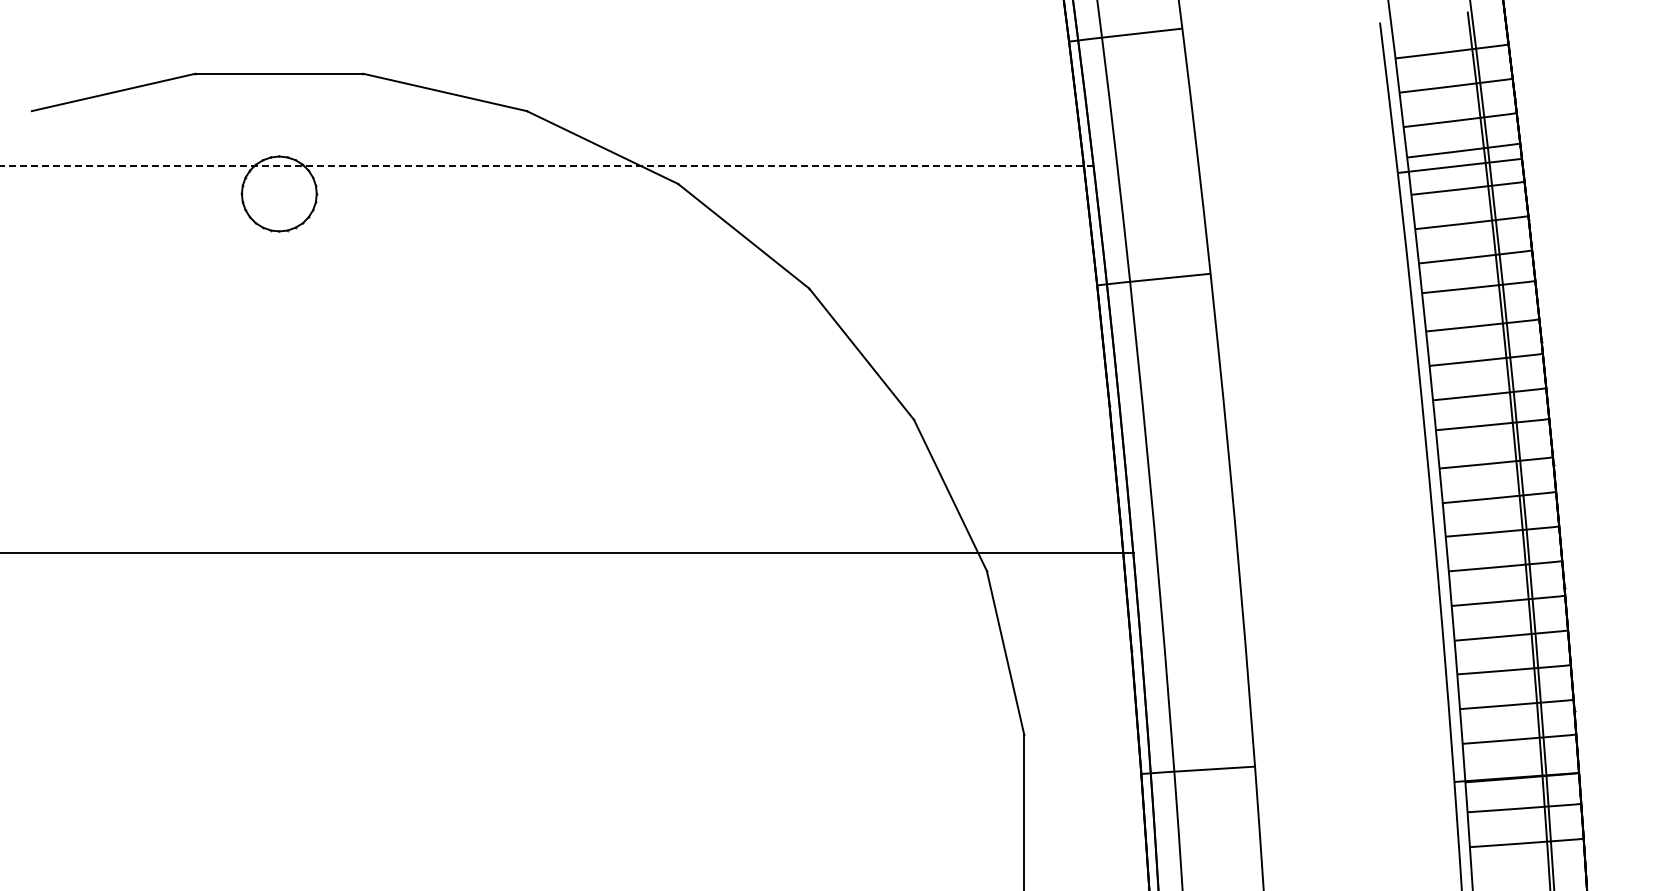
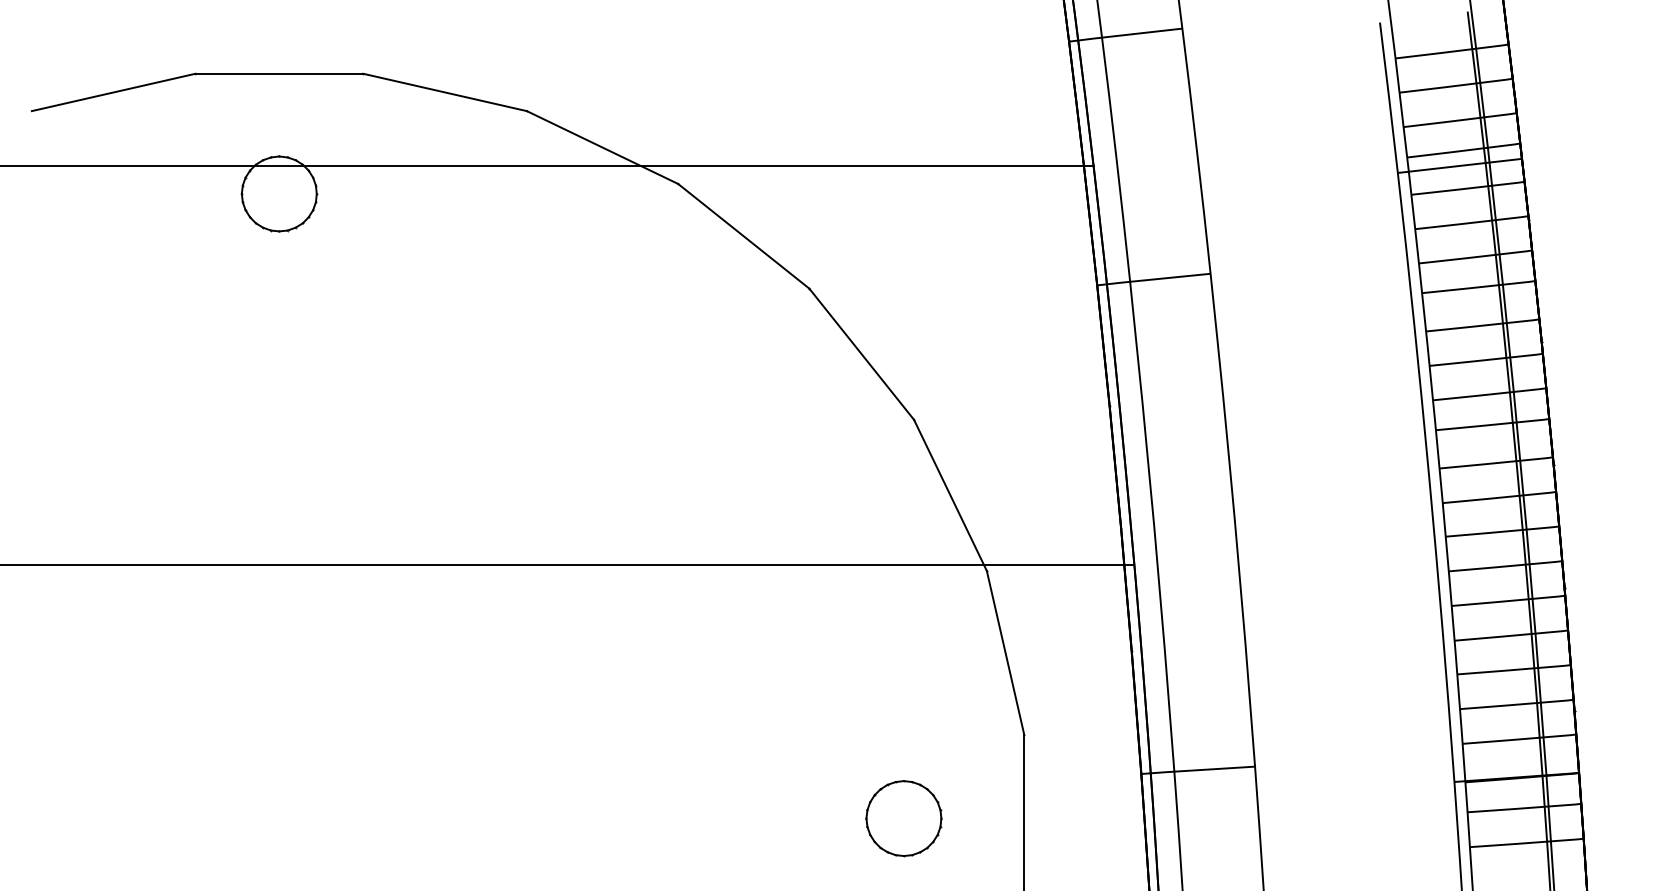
line: dashed -> solid (546, 165)
line position: (568, 552) -> (568, 564) (568, 564)
part: none -> present (903, 818)
